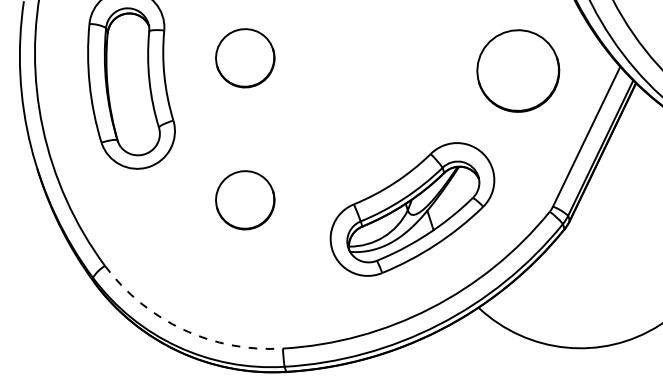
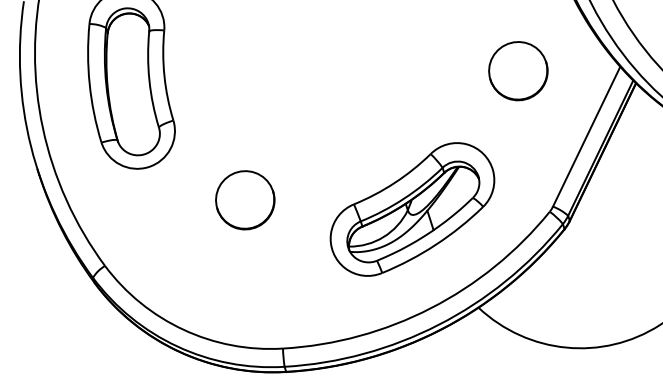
part: present -> none (245, 58)
part size: 85x84 px -> 61x61 px (518, 71)
arc: dashed -> solid (183, 329)
